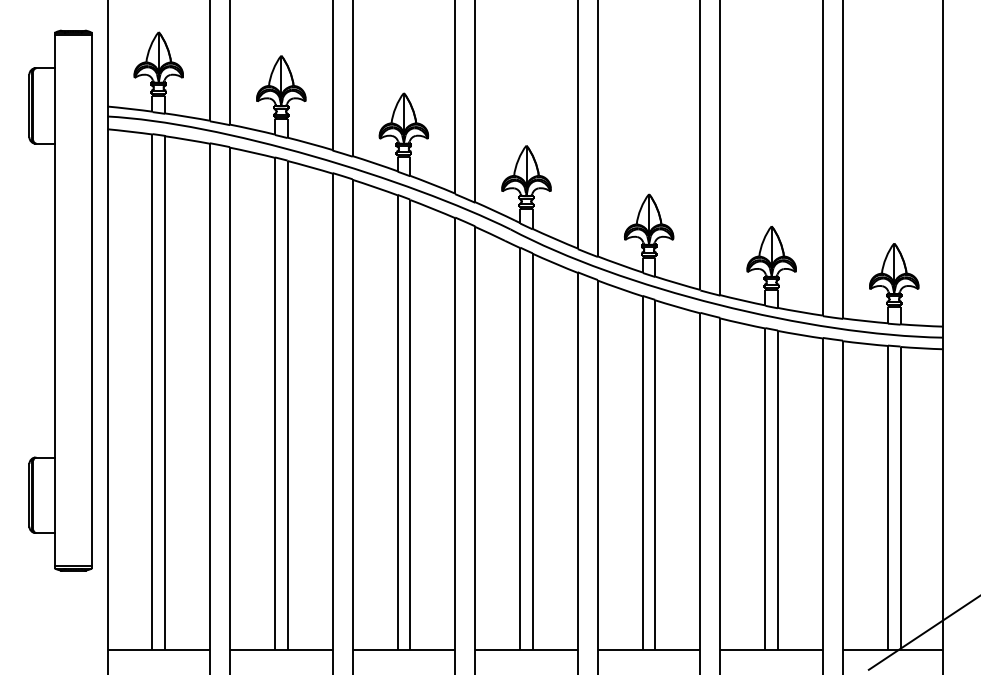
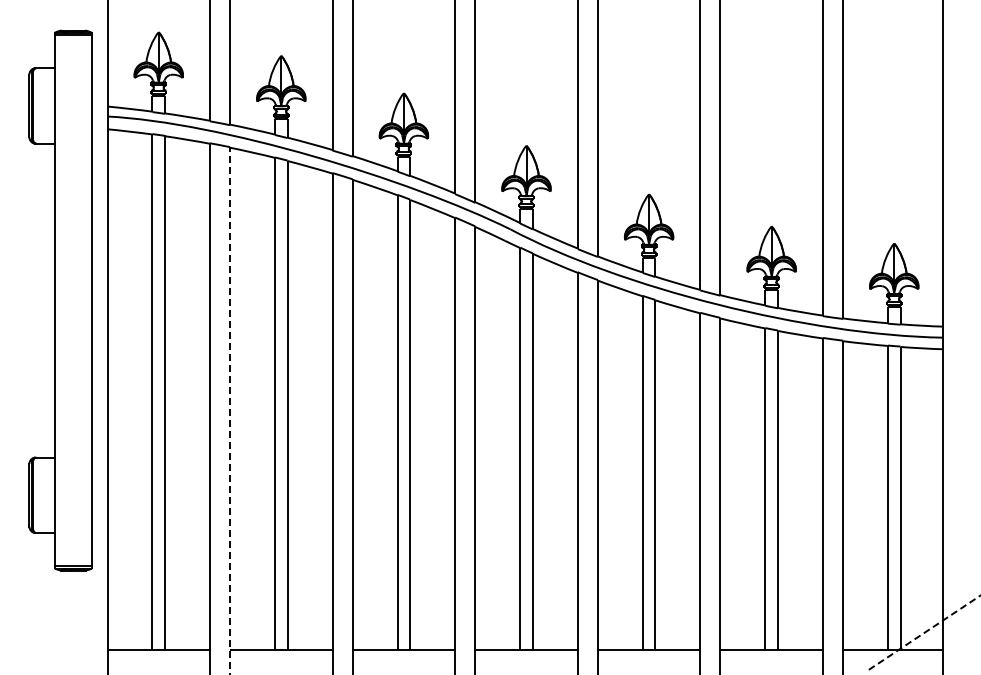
line: solid -> dashed (230, 410)
line: solid -> dashed (924, 632)
